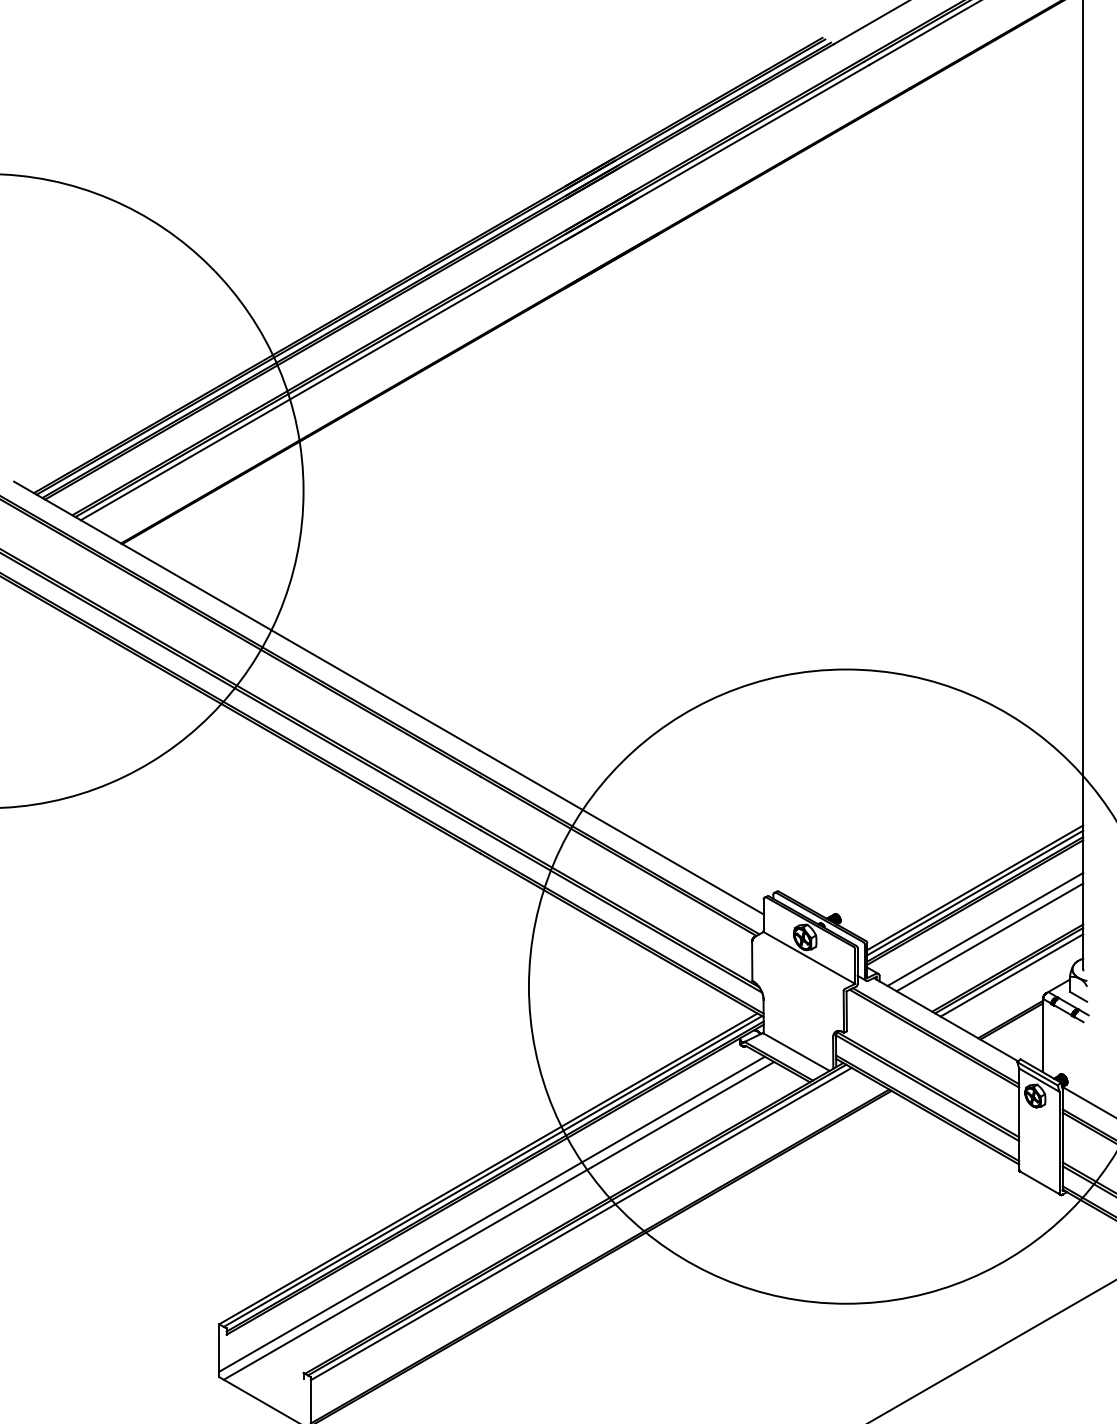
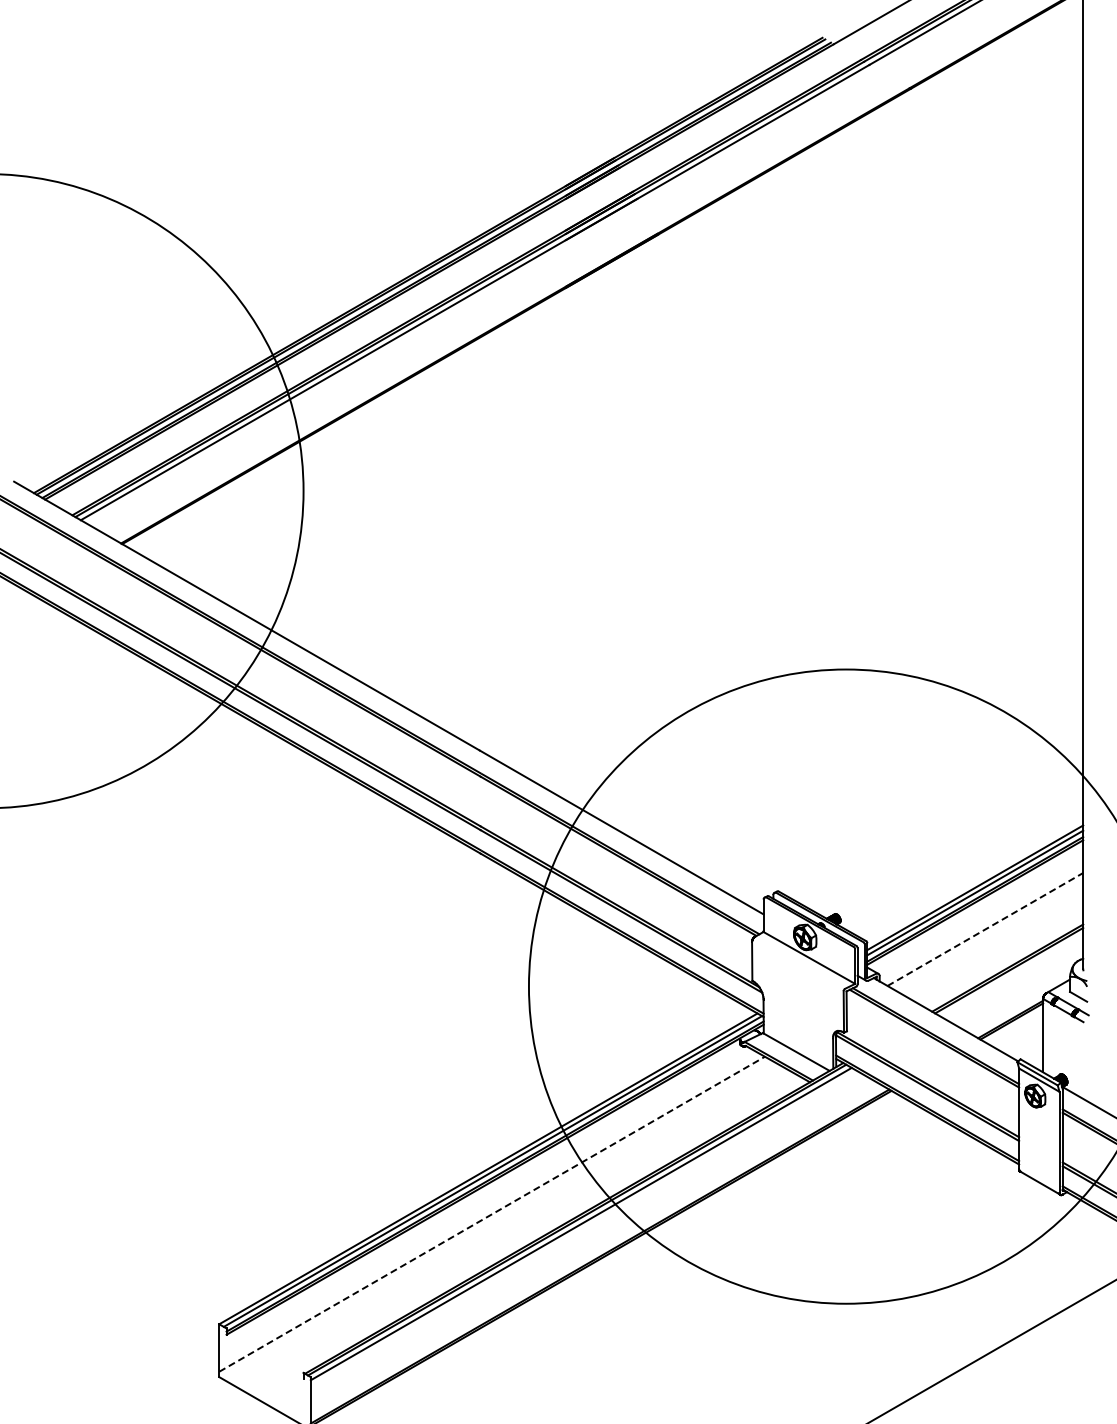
line: solid -> dashed (985, 929)
line: present -> none (989, 937)
line: present -> none (1011, 975)
line: solid -> dashed (492, 1214)
line: present -> none (498, 1220)
